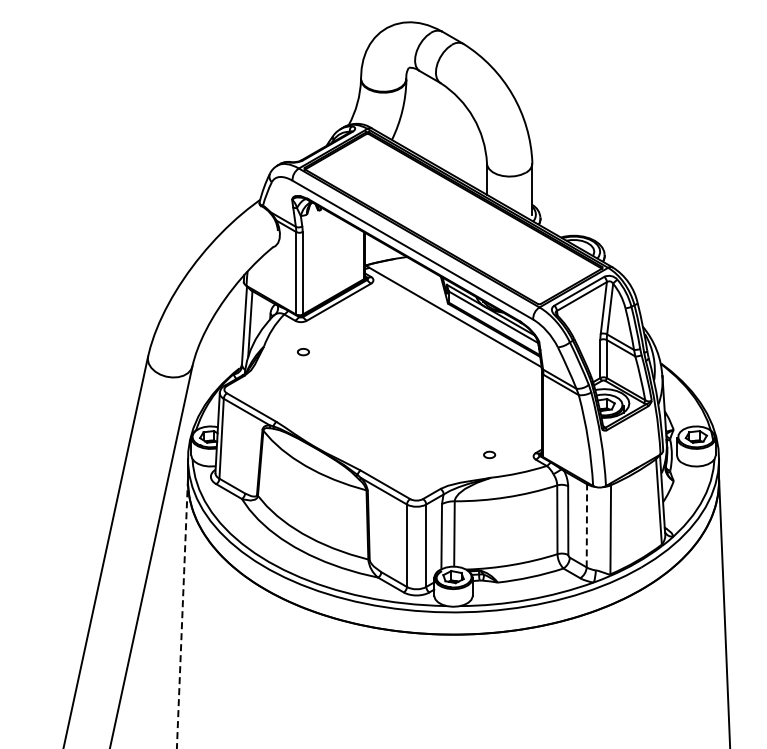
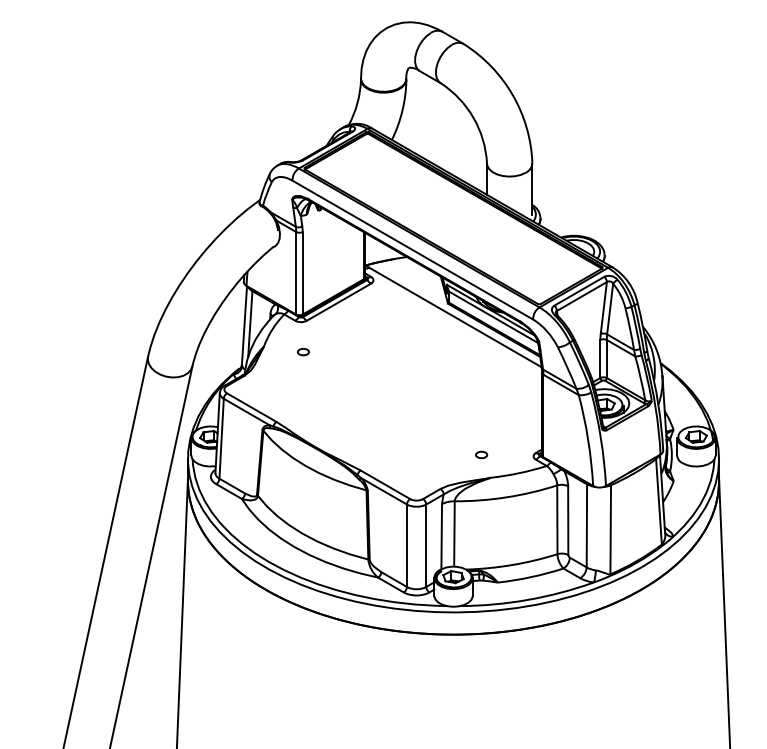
part position: (489, 454) -> (481, 454) (481, 454)
line: dashed -> solid (586, 526)
line: dashed -> solid (182, 614)
